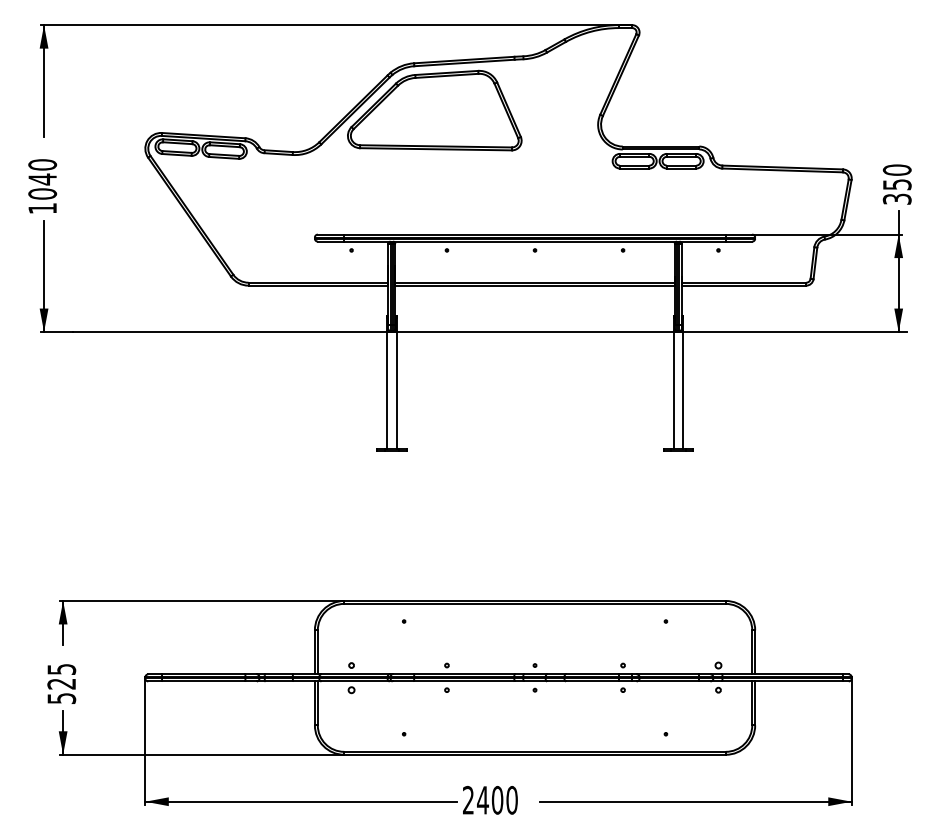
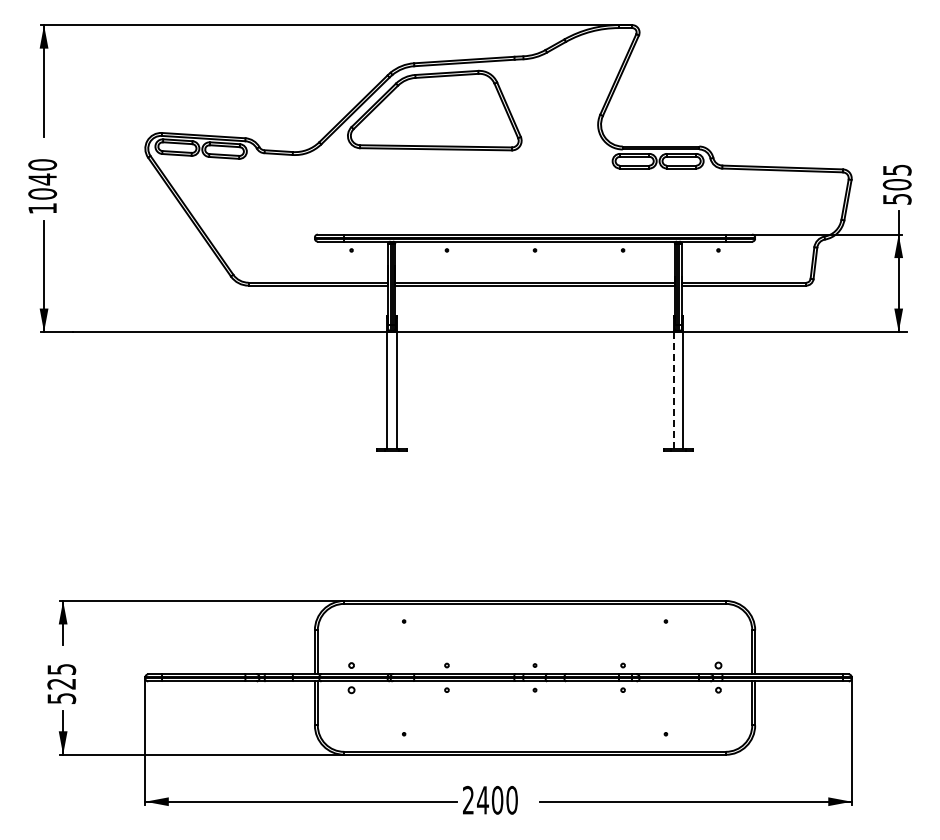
text: 350 -> 505 (896, 184)
line: solid -> dashed (673, 390)
